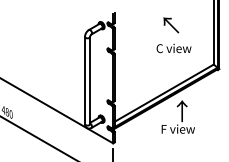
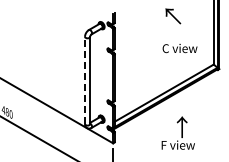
text position: (171, 25) -> (173, 16) (173, 16)
text position: (173, 48) -> (179, 48) (179, 48)
line: solid -> dashed (85, 80)
text position: (177, 116) -> (177, 132) (177, 132)
